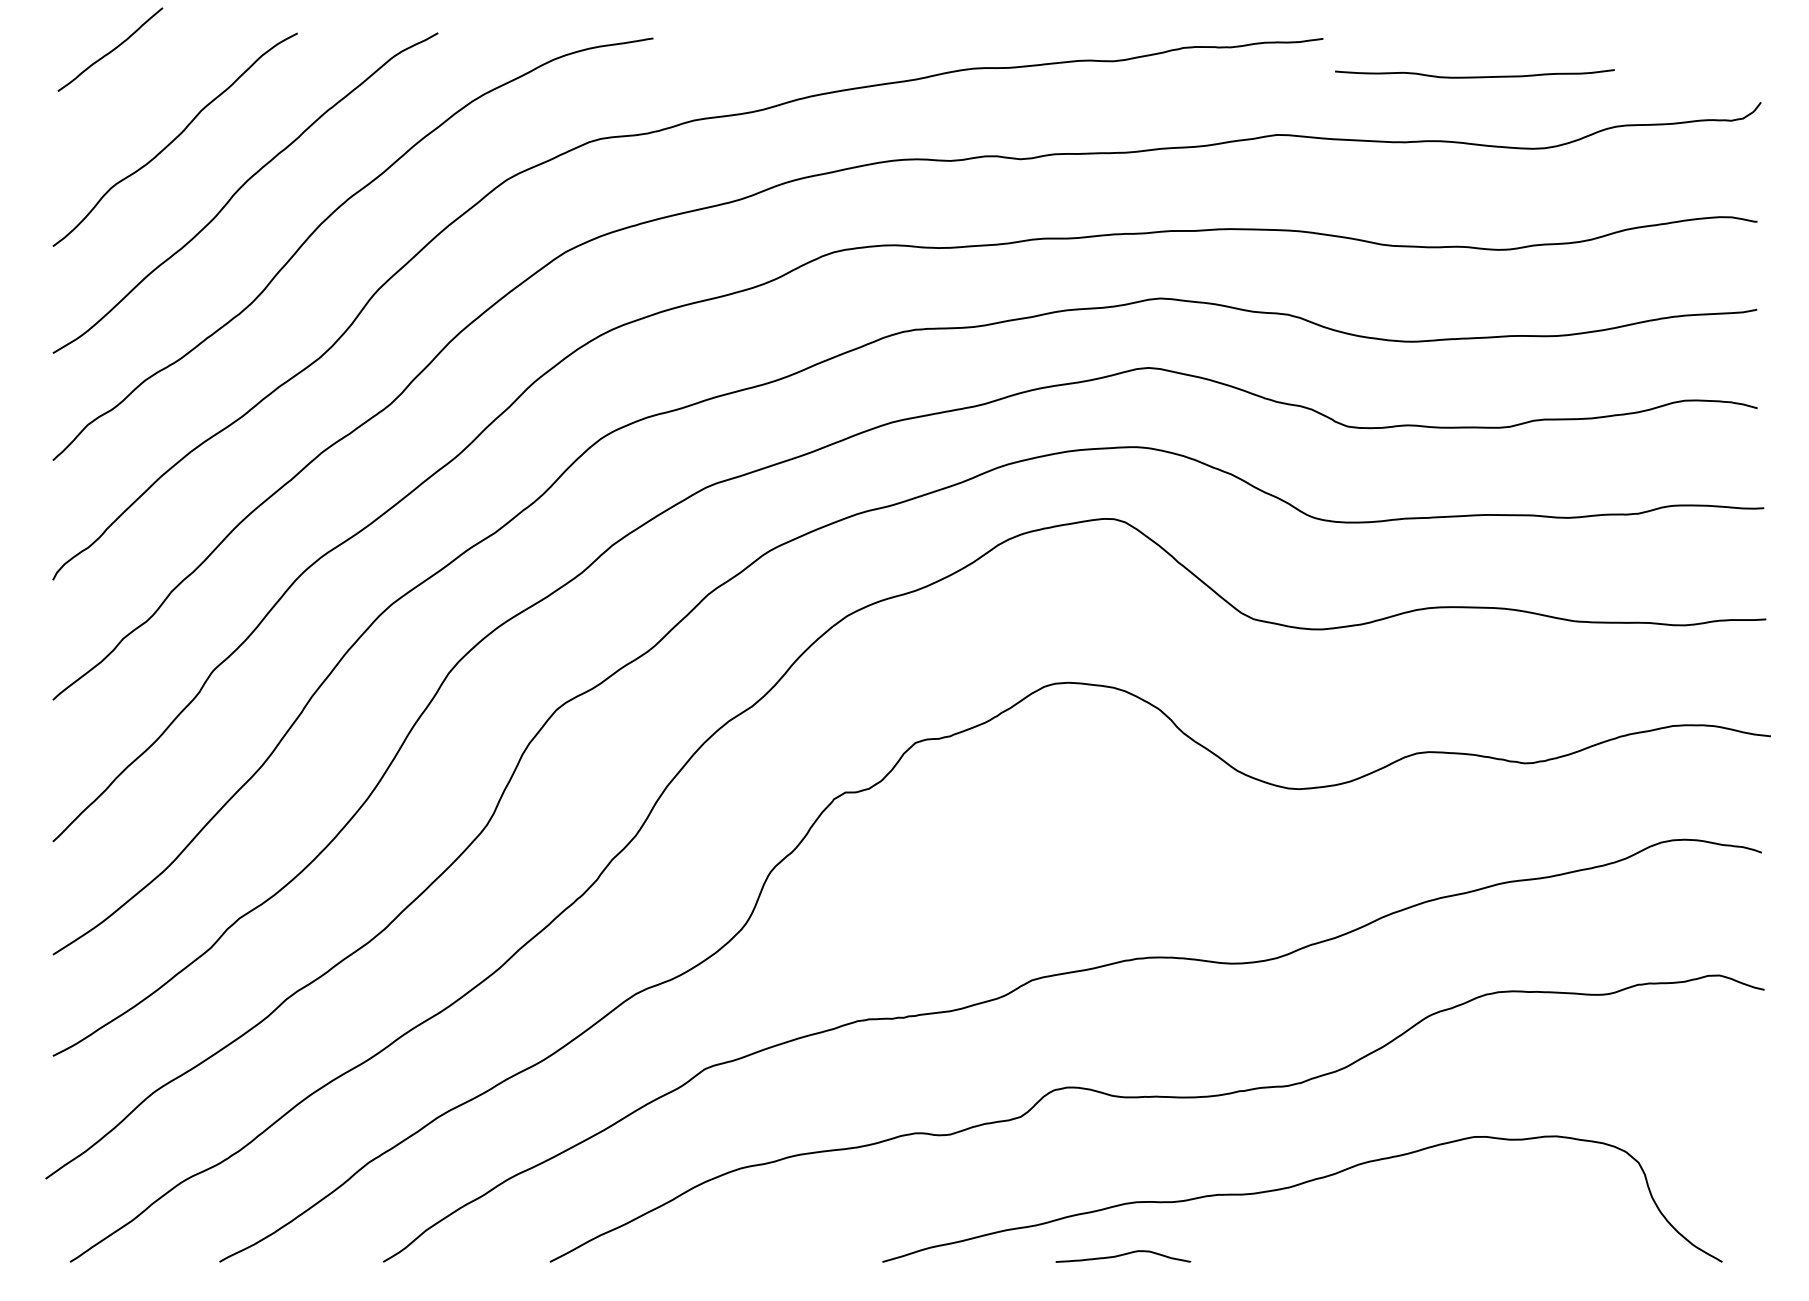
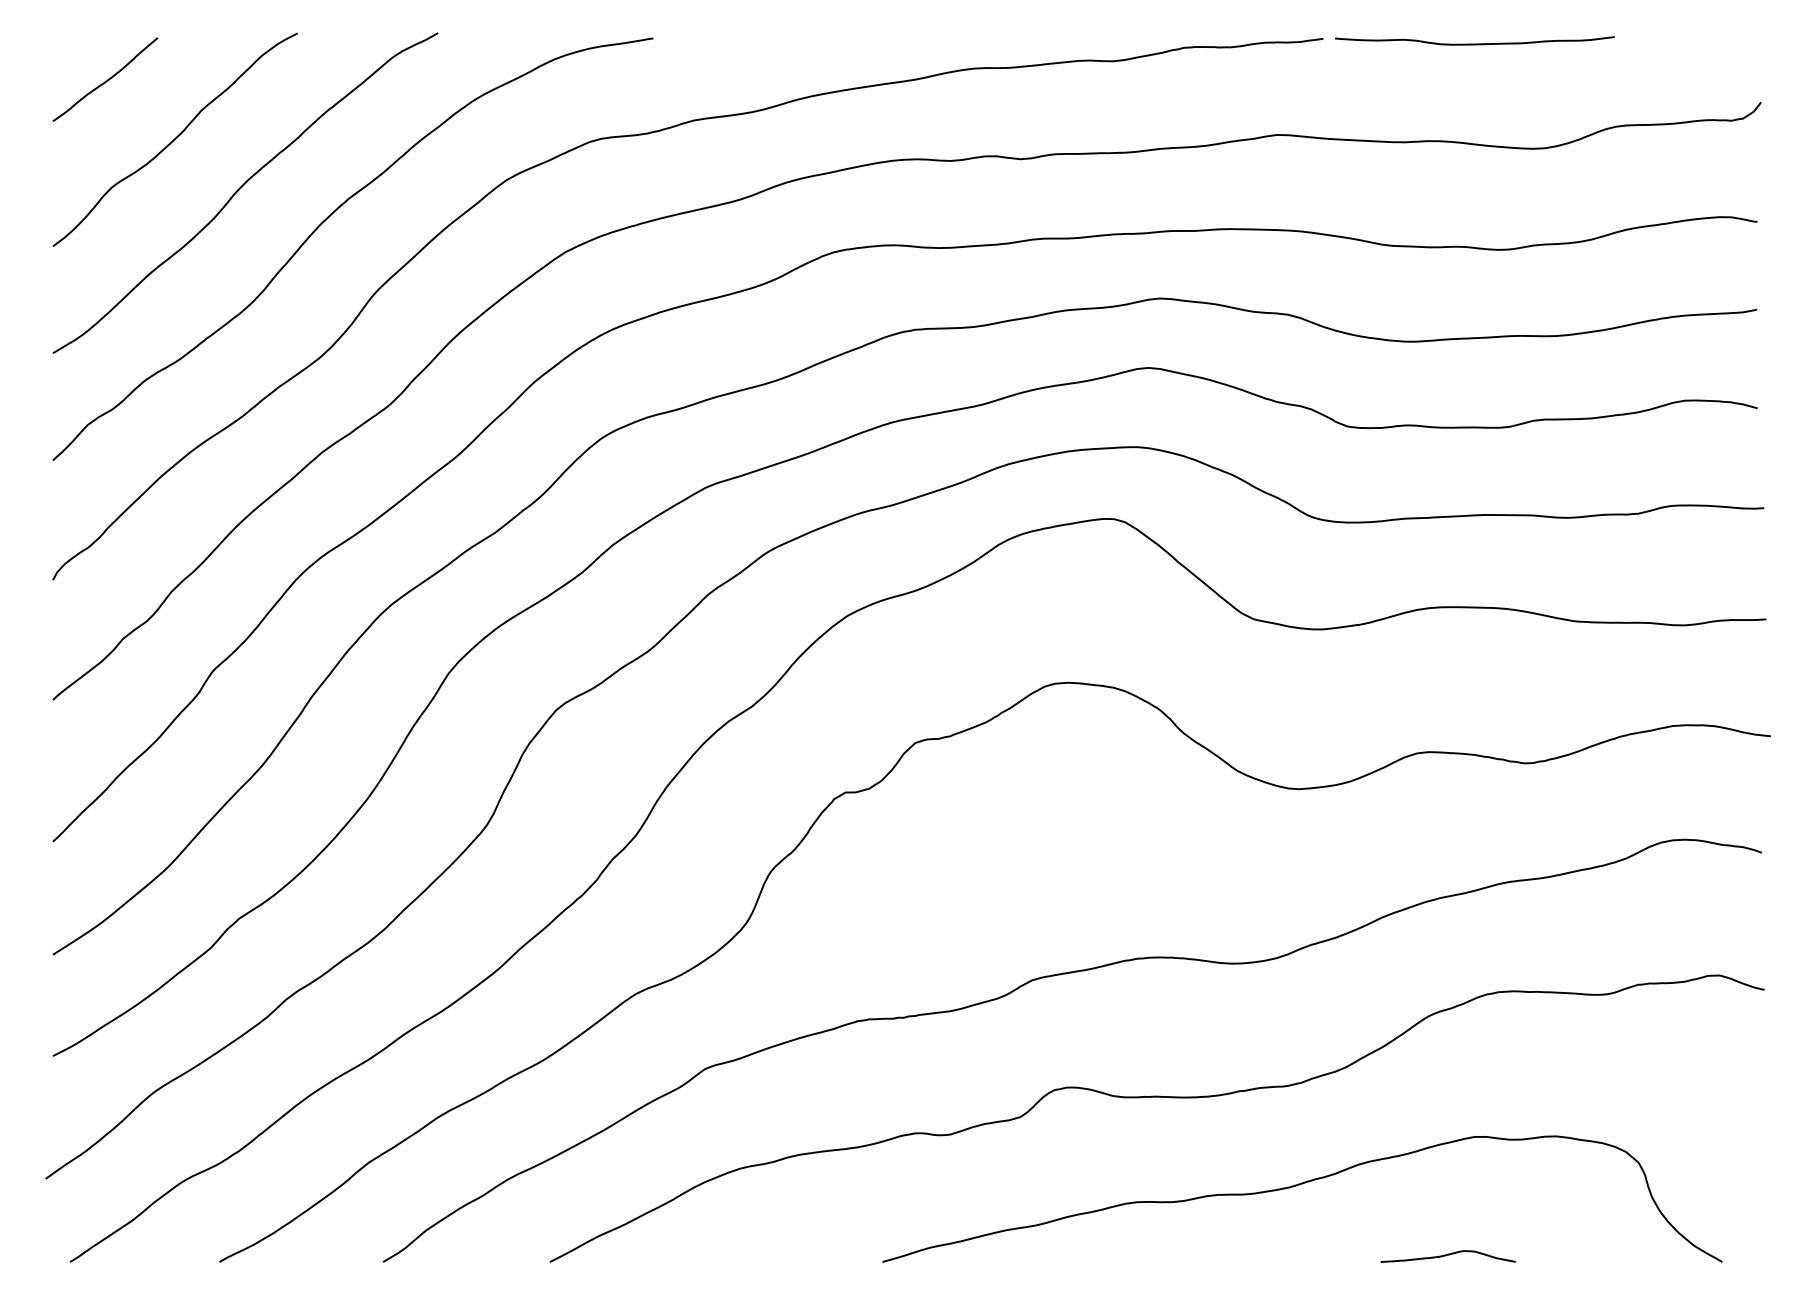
curve position: (111, 50) -> (106, 80) (106, 80)
curve position: (1474, 76) -> (1474, 43) (1474, 43)
curve position: (1123, 1255) -> (1448, 1255) (1448, 1255)
